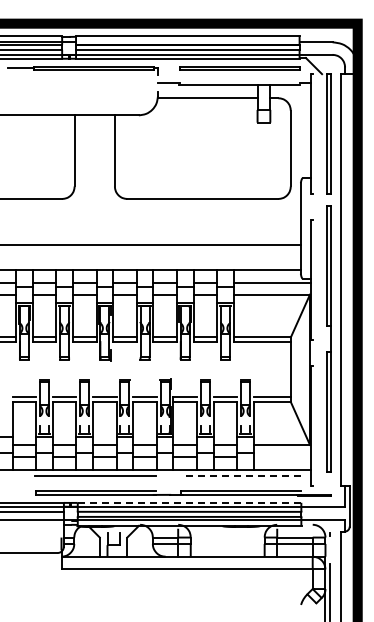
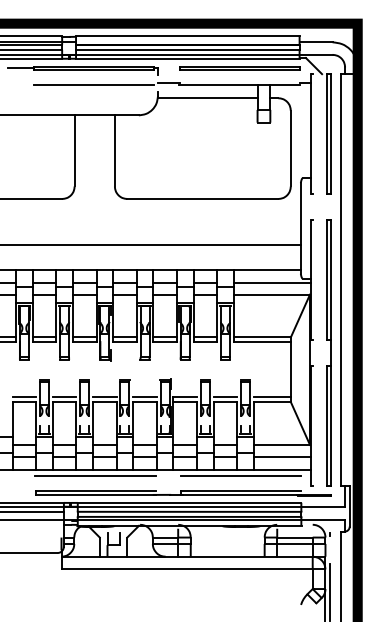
line: none -> present (93, 85)
part position: (328, 338) -> (328, 352) (328, 352)
line: none -> present (282, 456)
line: dashed -> solid (240, 476)
line: dashed -> solid (189, 502)
